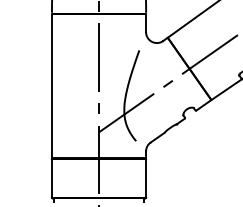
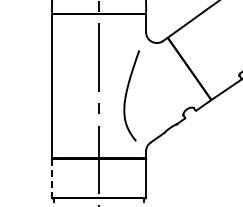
line: present -> none (168, 82)
line: solid -> dashed (51, 178)
